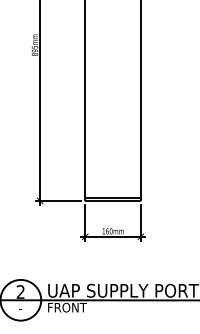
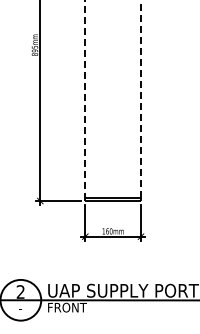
line: solid -> dashed (141, 98)
line: solid -> dashed (85, 99)
